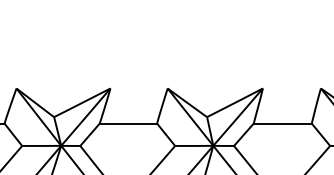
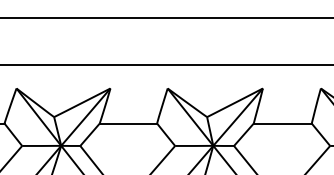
line: none -> present (166, 18)
line: none -> present (166, 65)
